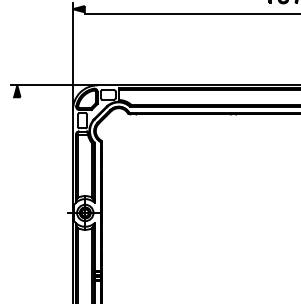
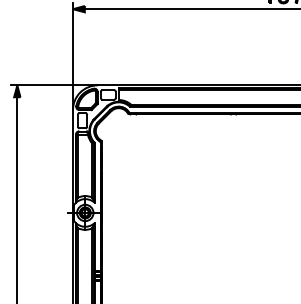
line position: (190, 14) -> (190, 9) (190, 9)
line: none -> present (17, 198)
